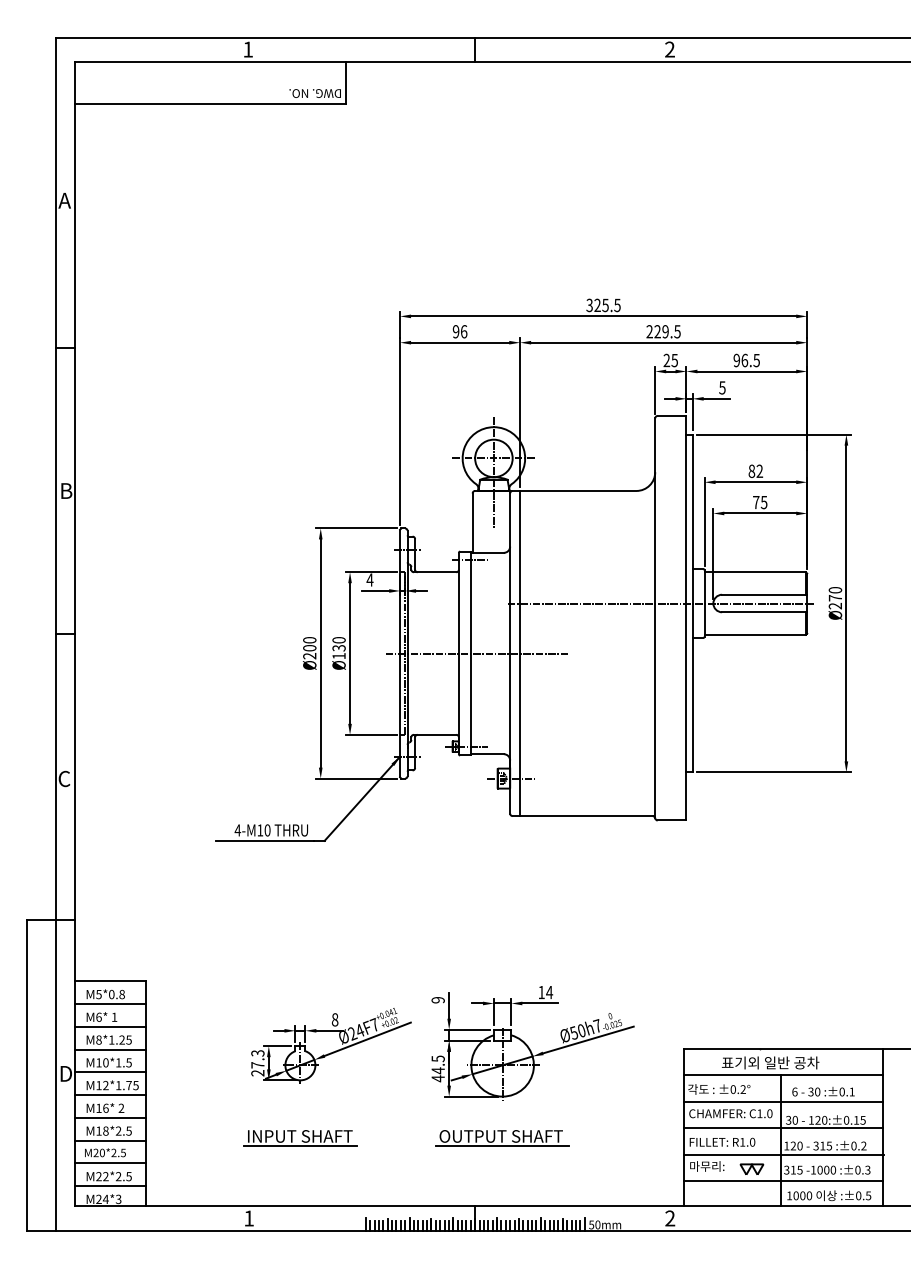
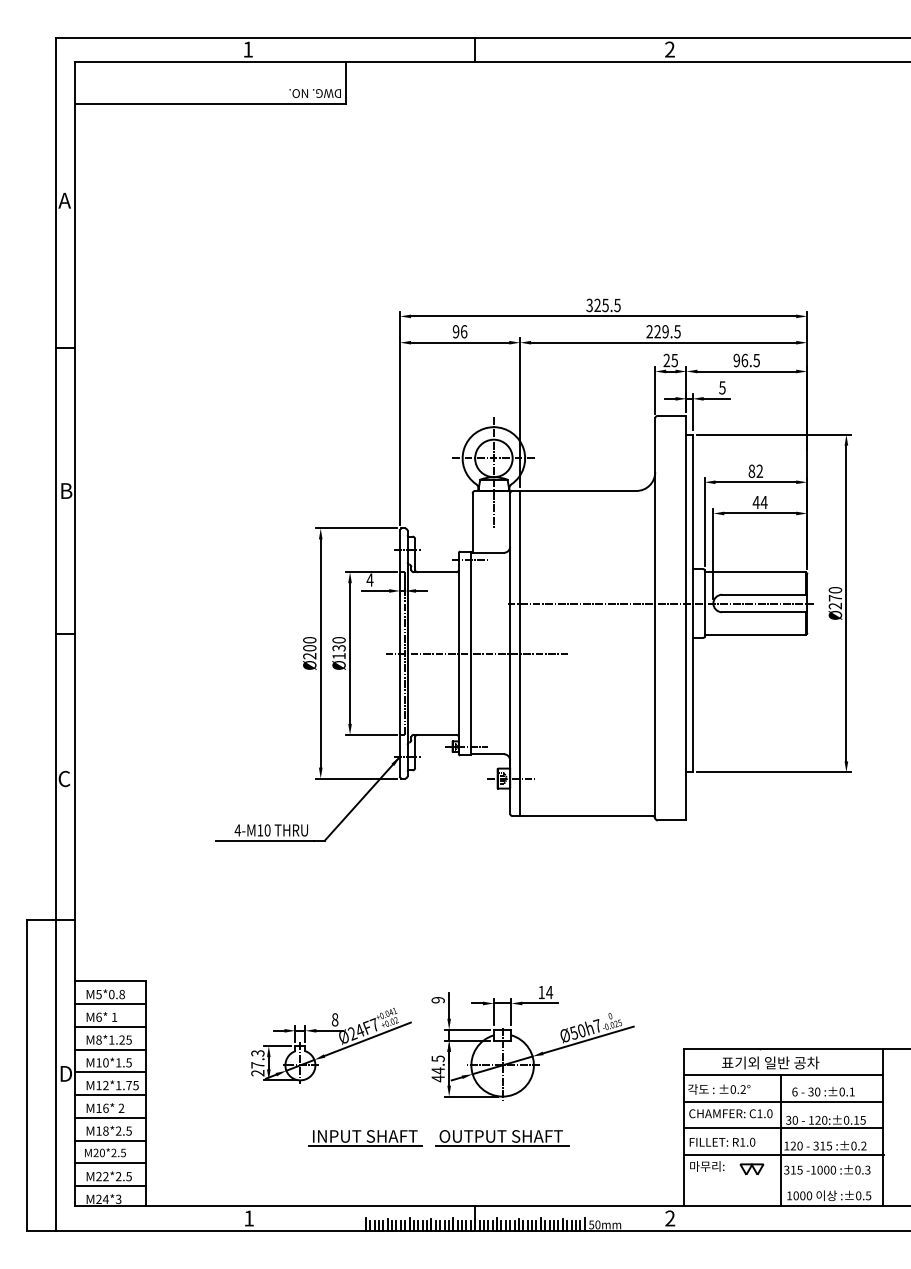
text: 75 -> 44 (759, 502)
part position: (300, 1138) -> (365, 1138) (365, 1138)
line: present -> none (783, 1180)
